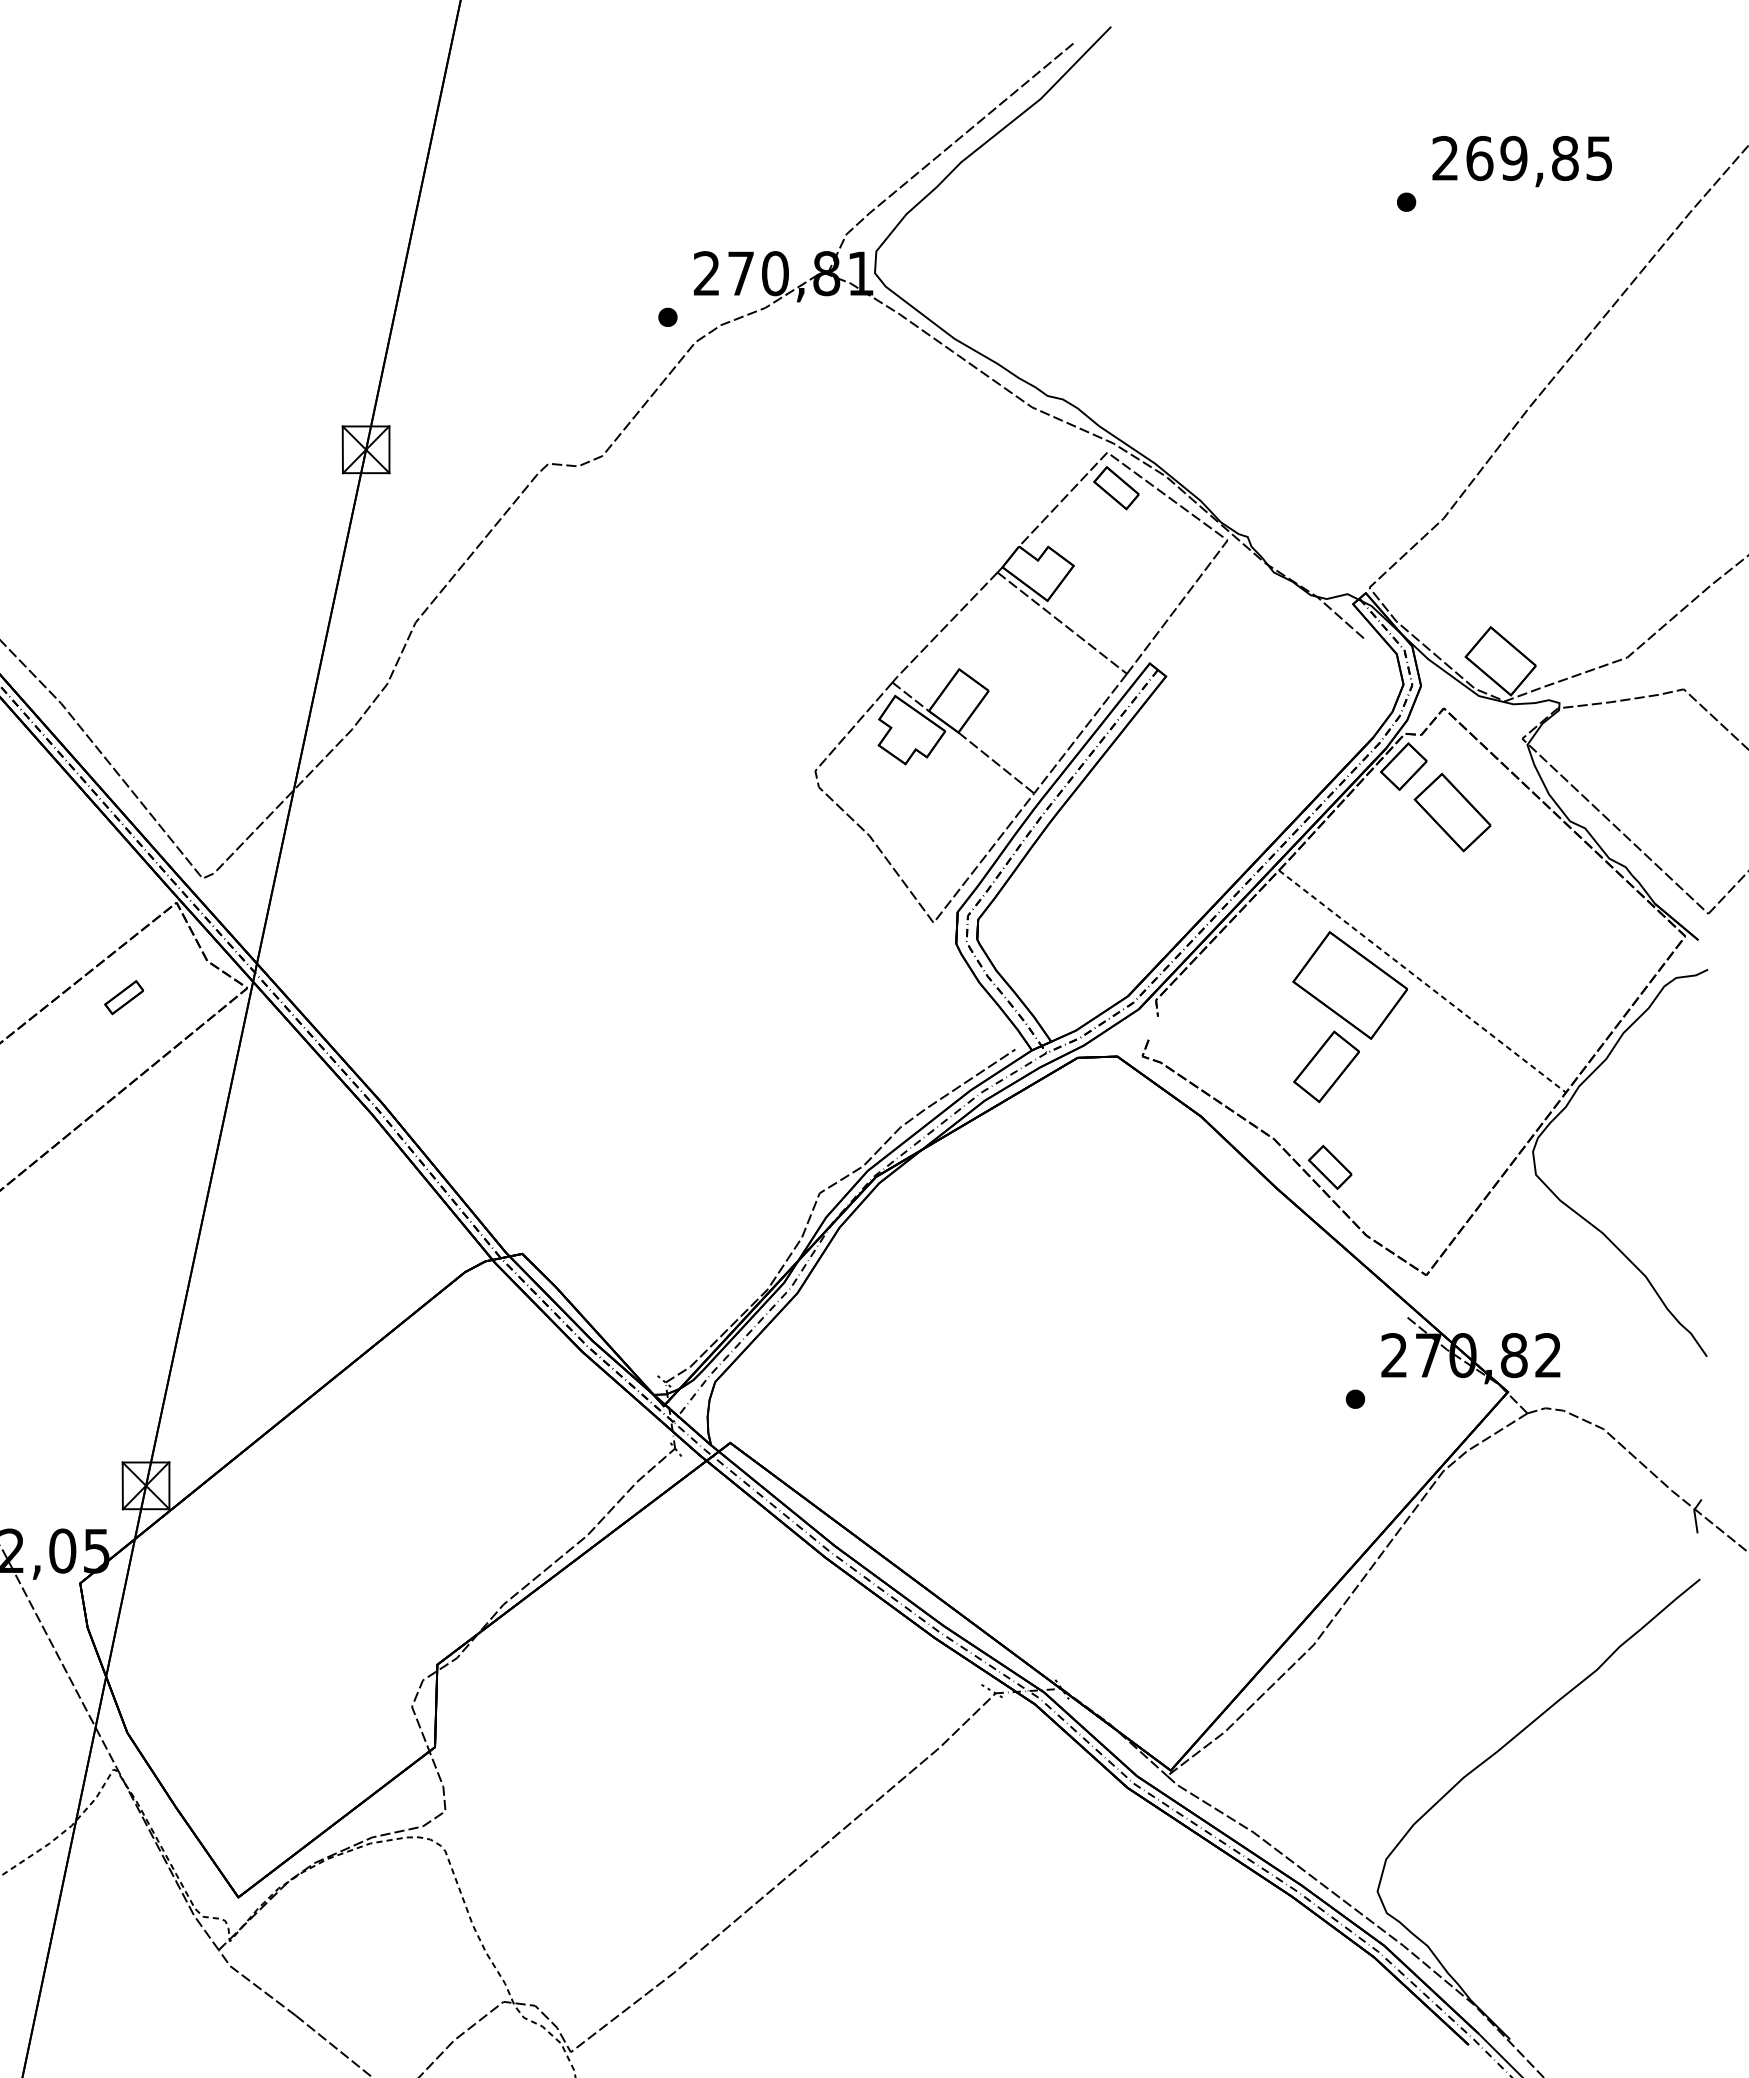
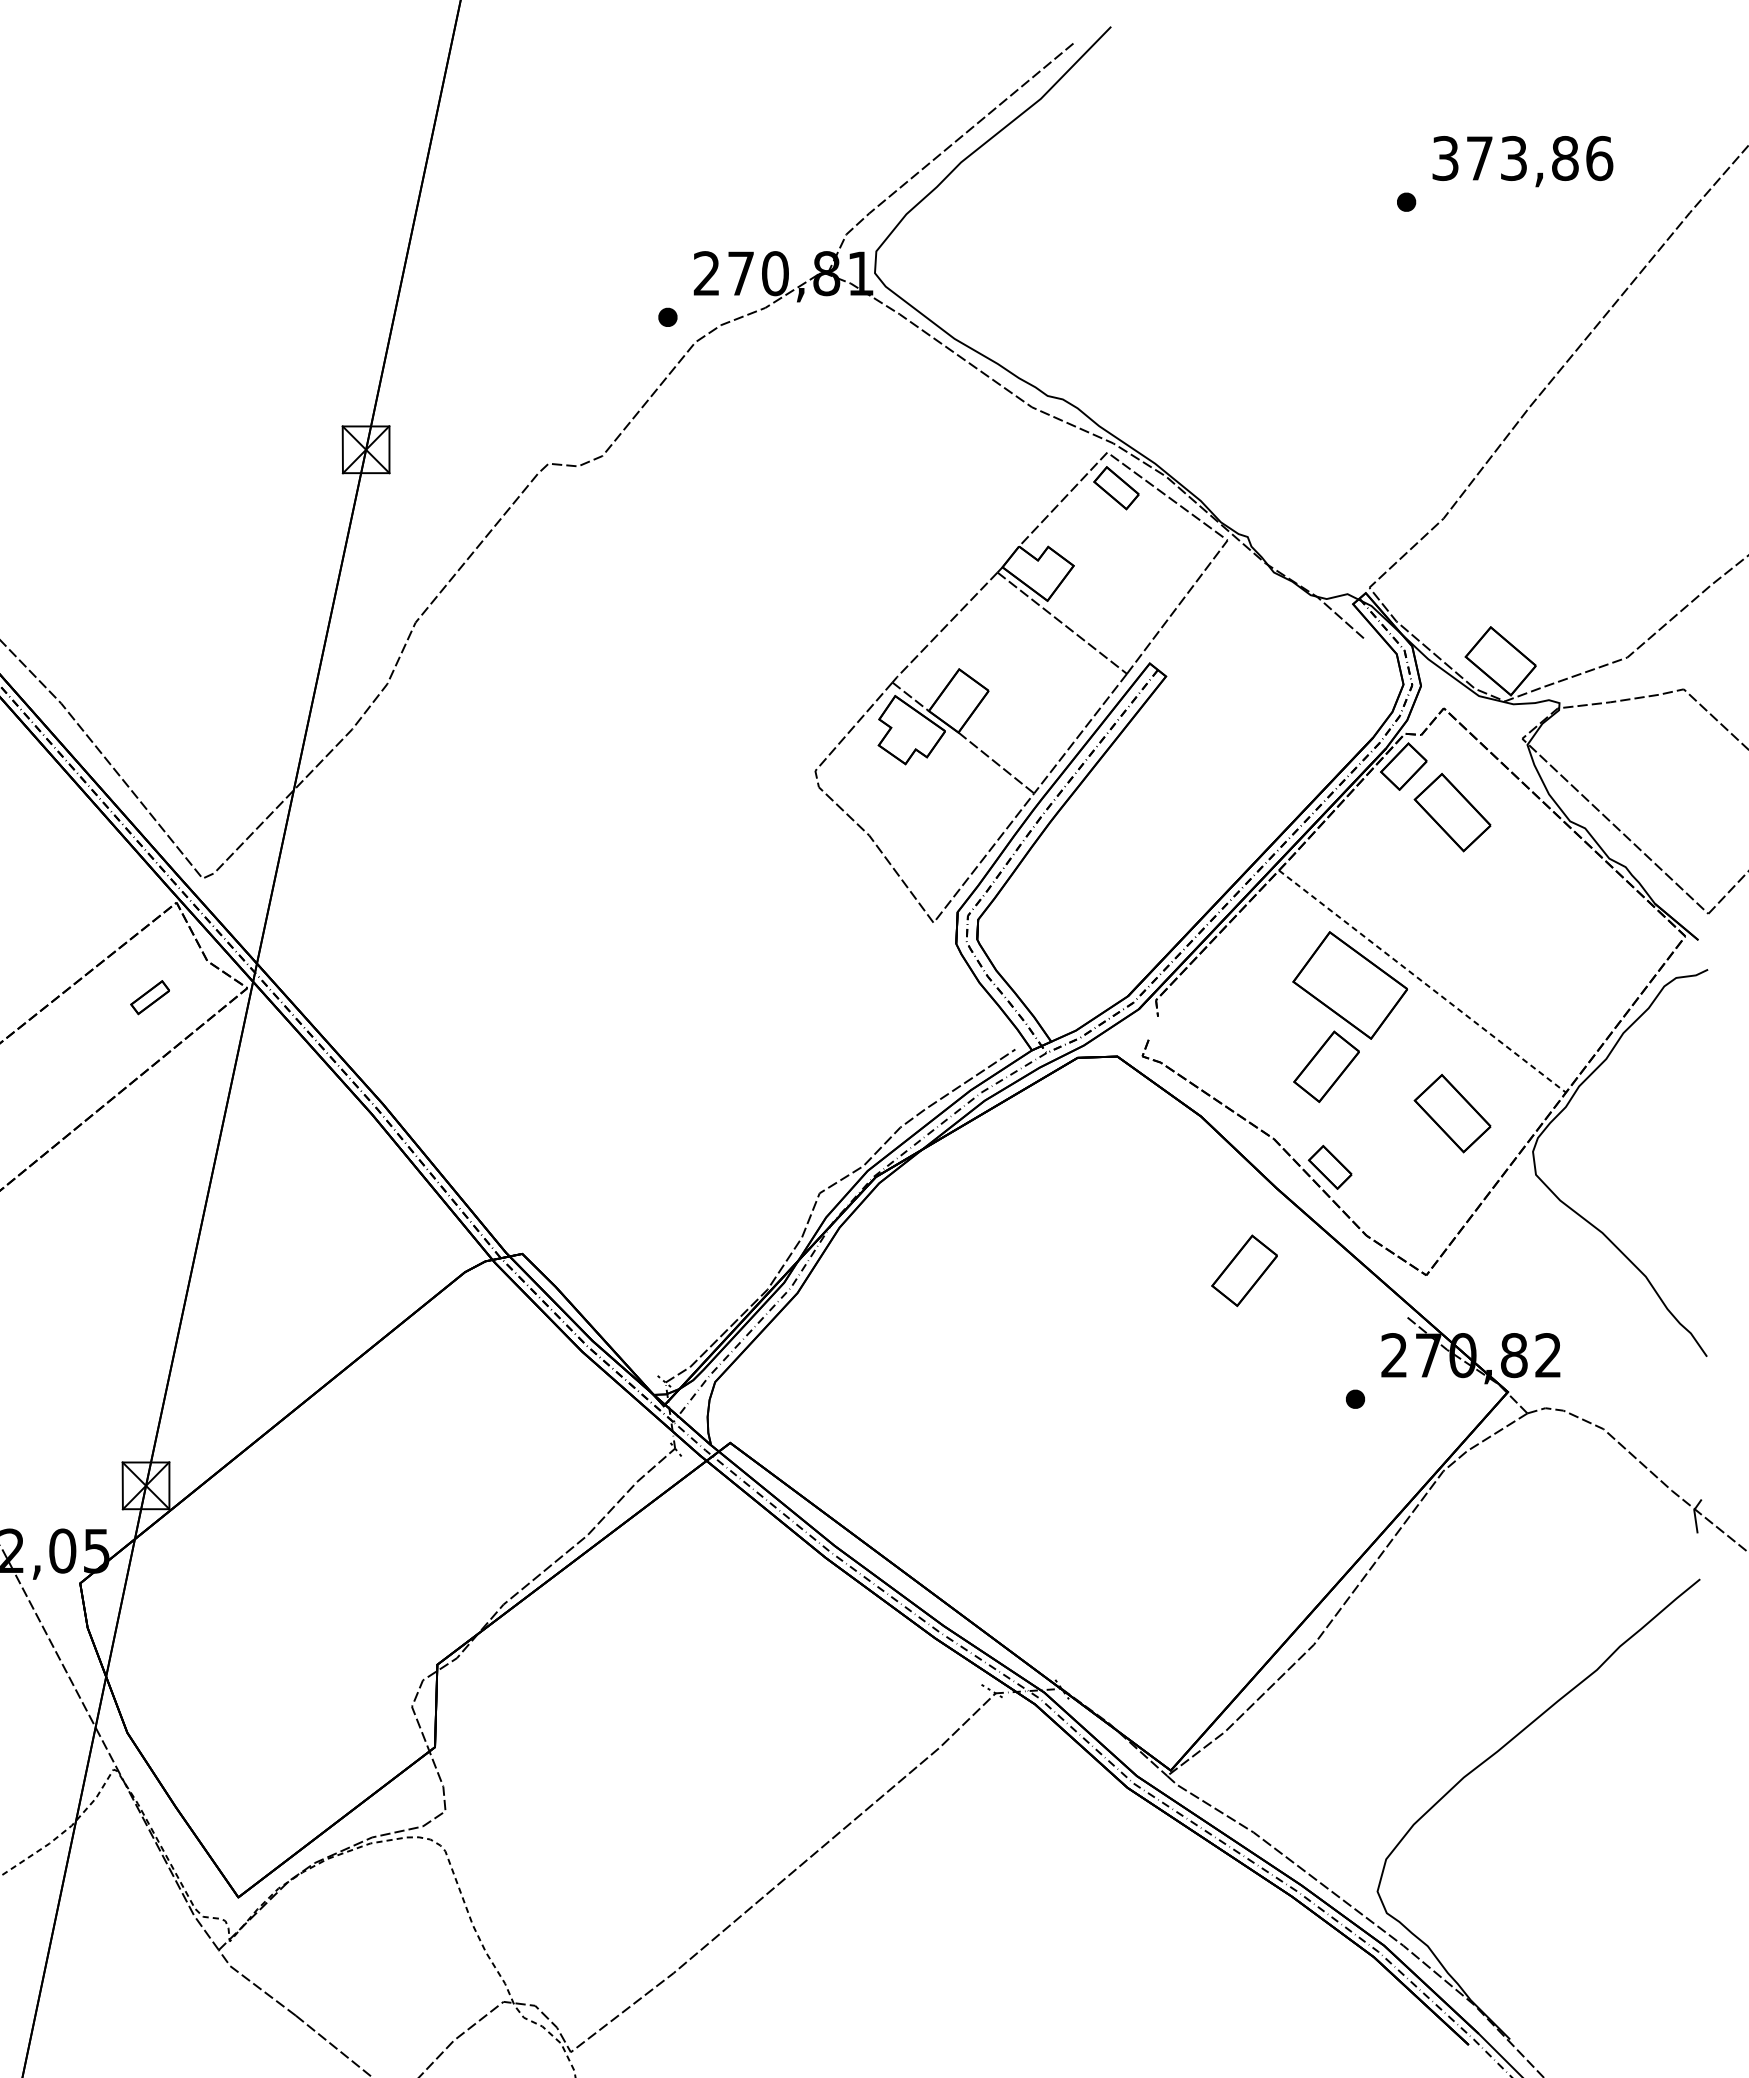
text: 269,85 -> 373,86 (1522, 158)
part position: (123, 997) -> (149, 997) (149, 997)
part: none -> present (1452, 1113)
part: none -> present (1244, 1270)
